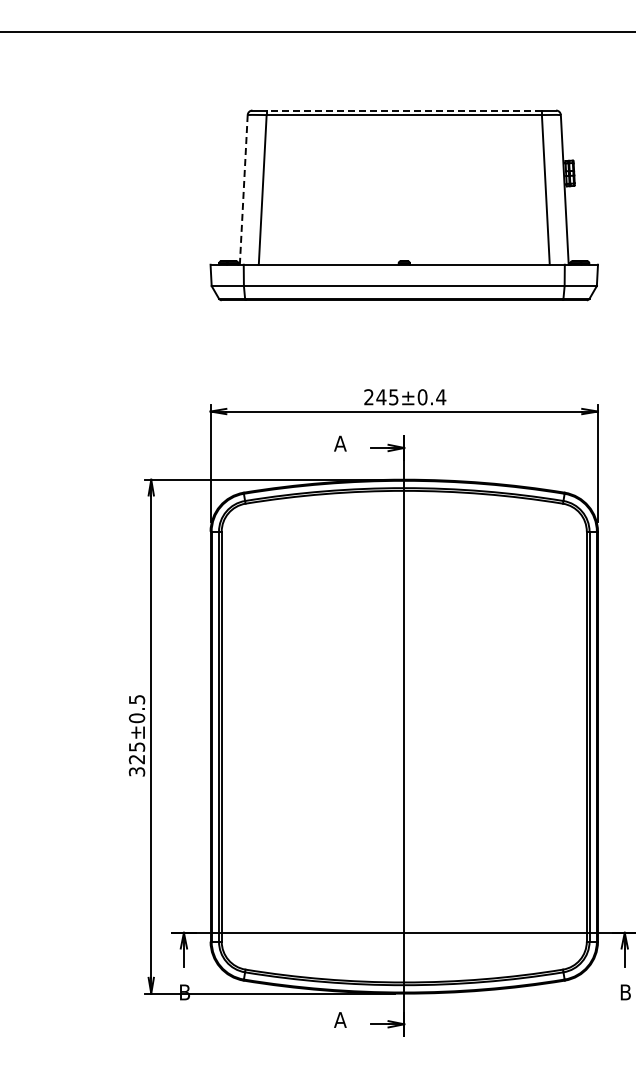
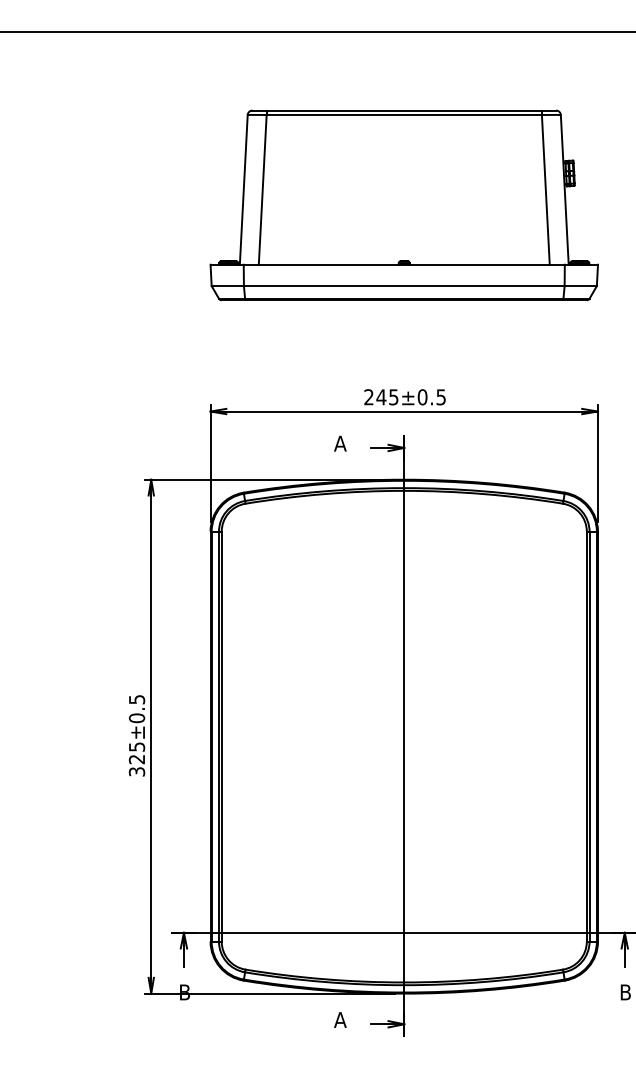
line: dashed -> solid (404, 110)
line: dashed -> solid (243, 189)
text: 245±0.4 -> 245±0.5 (441, 397)
